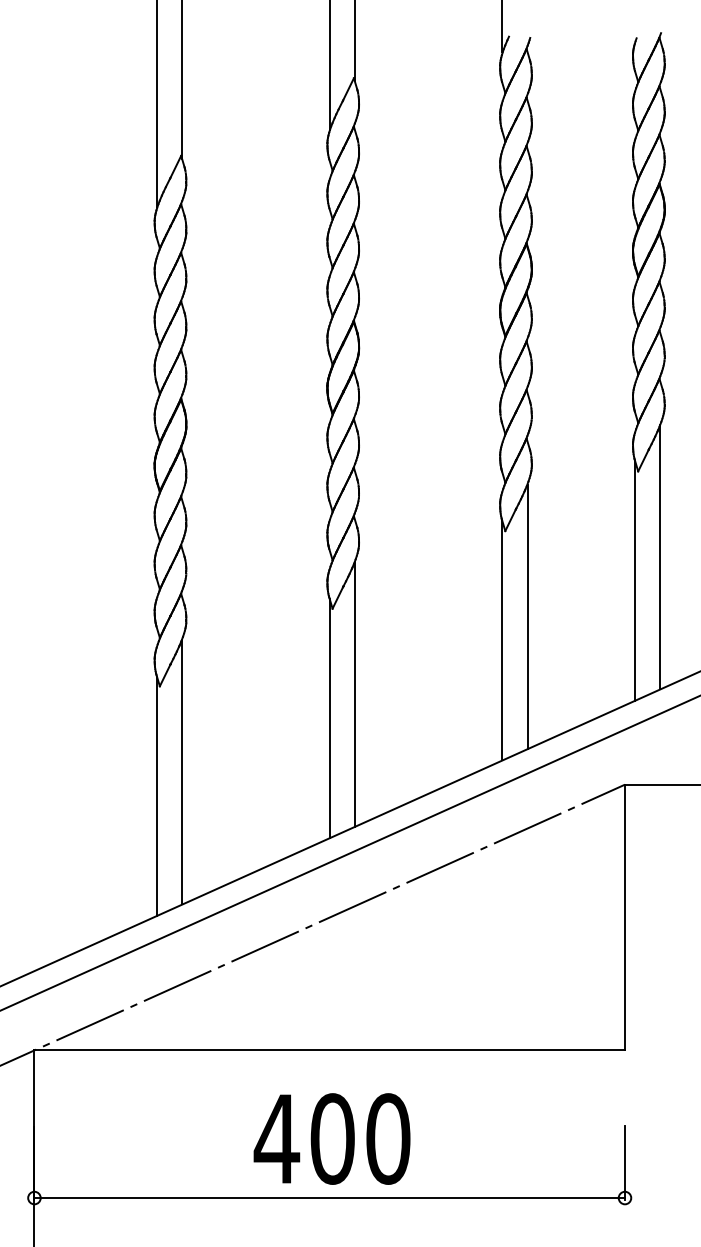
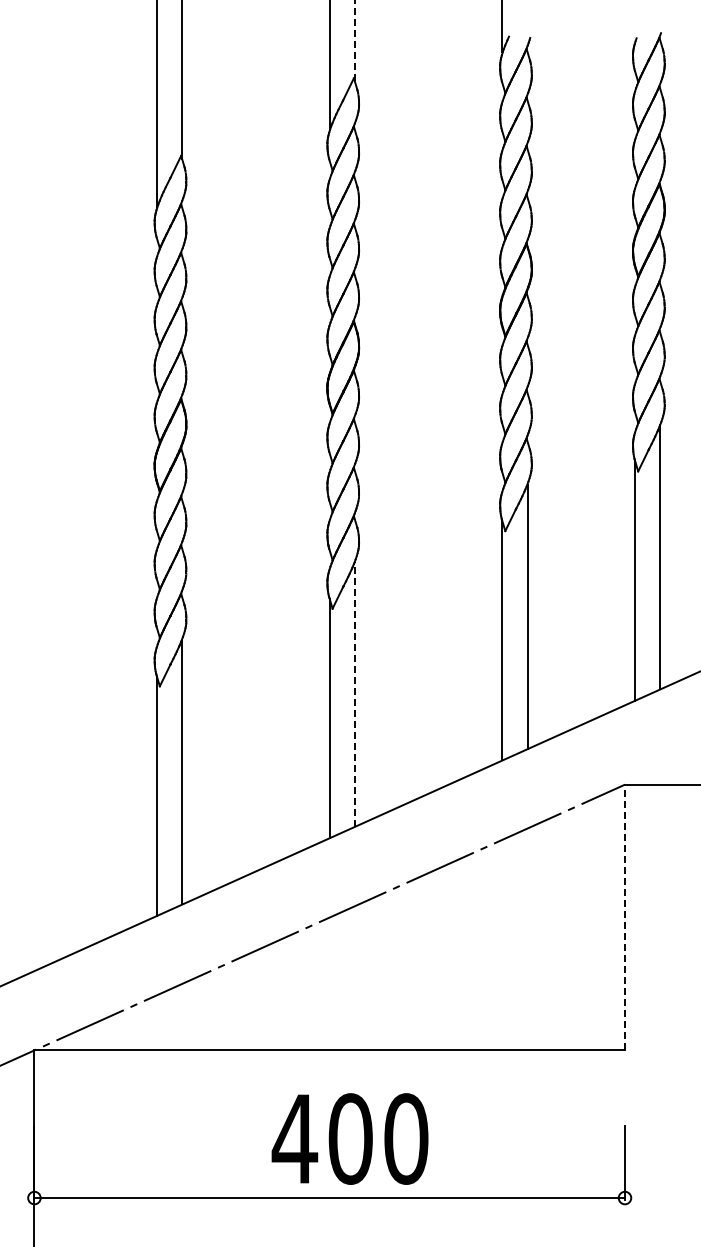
line: solid -> dashed (354, 40)
line: solid -> dashed (354, 694)
line: present -> none (349, 853)
line: solid -> dashed (624, 917)
text position: (331, 1138) -> (349, 1138) (349, 1138)
